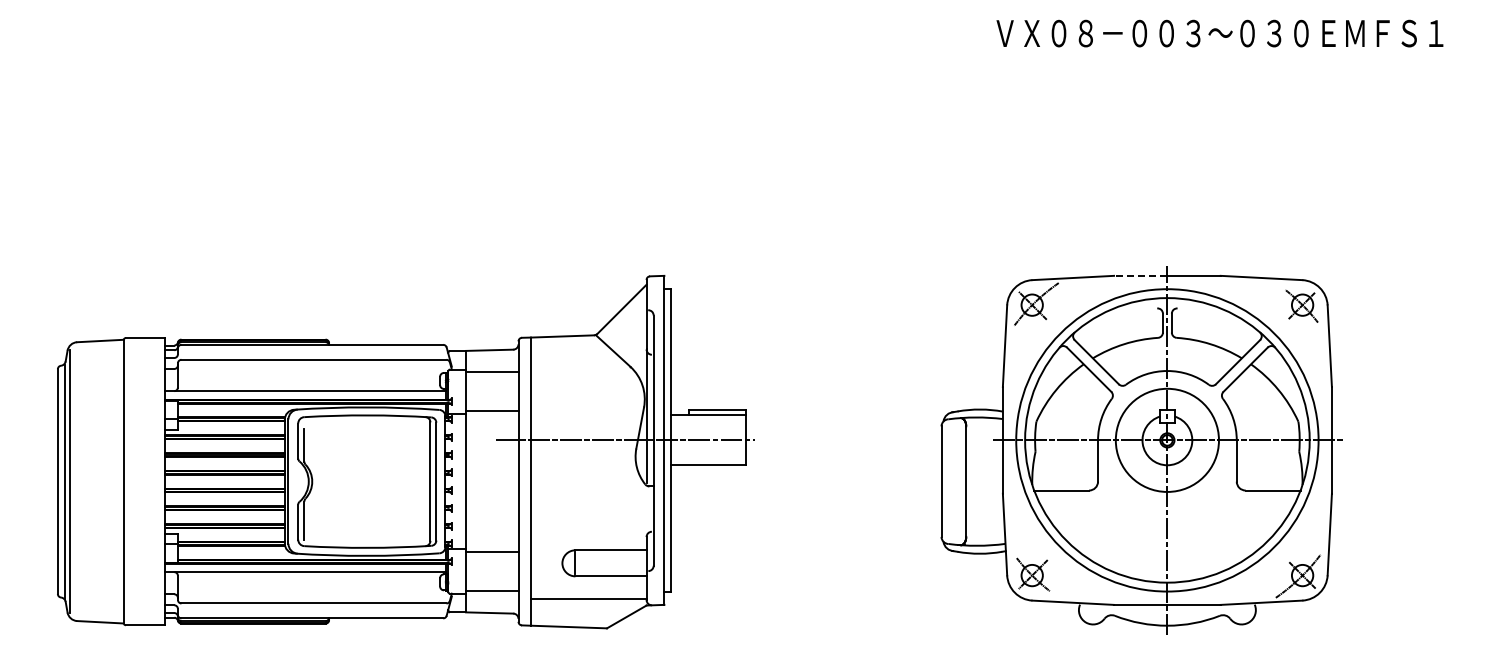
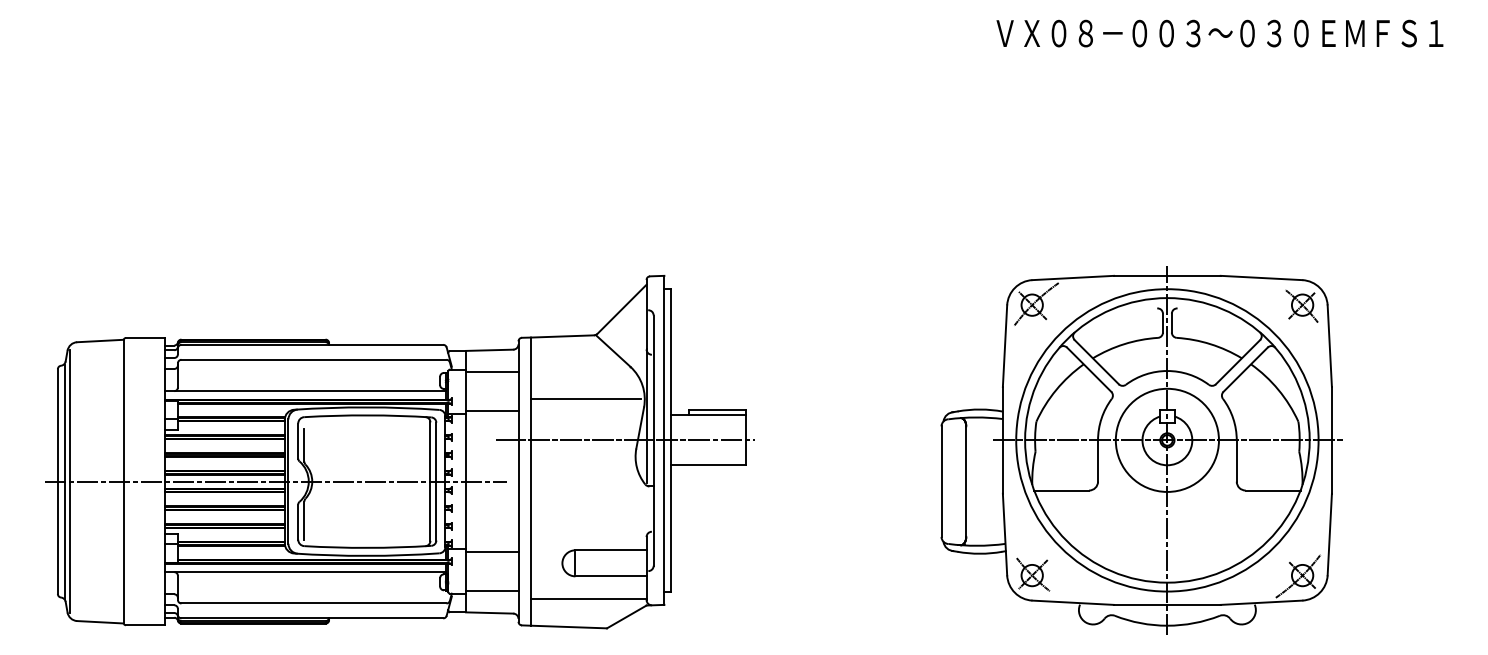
line: dashed -> solid (1140, 275)
line: none -> present (585, 399)
line: none -> present (275, 481)
